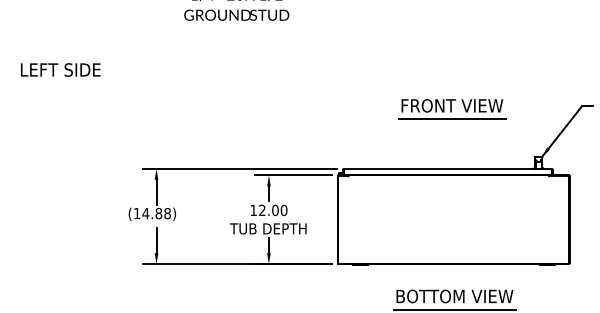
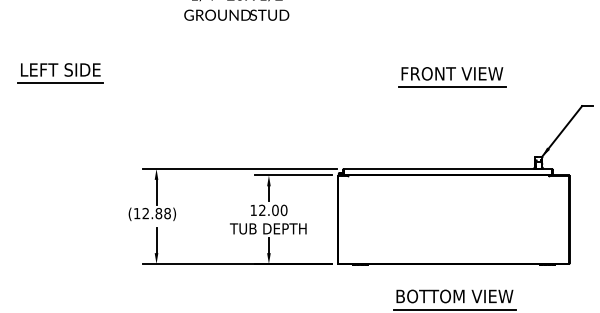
line: none -> present (59, 83)
part position: (452, 109) -> (452, 77) (452, 77)
text: (14.88) -> (12.88) (145, 213)
